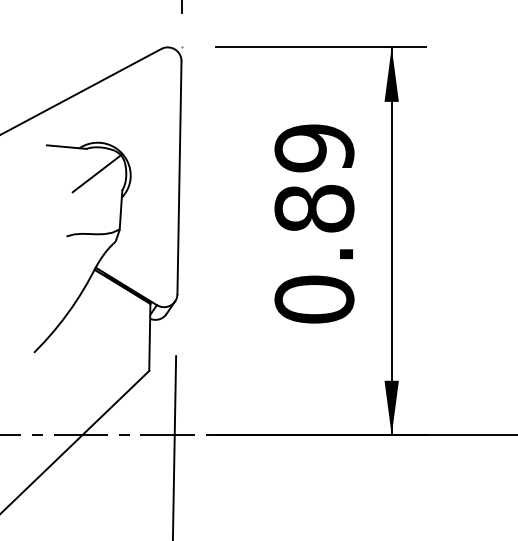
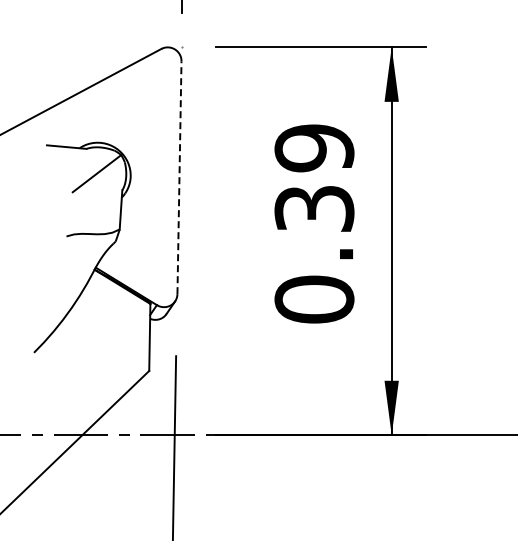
line: solid -> dashed (179, 177)
text: 0.89 -> 0.39 (314, 208)
